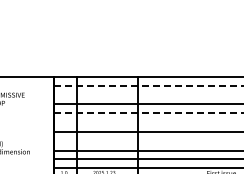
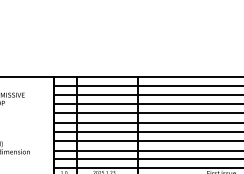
line: dashed -> solid (148, 86)
line: none -> present (146, 95)
line: dashed -> solid (148, 113)
line: none -> present (146, 122)
line: none -> present (146, 141)
